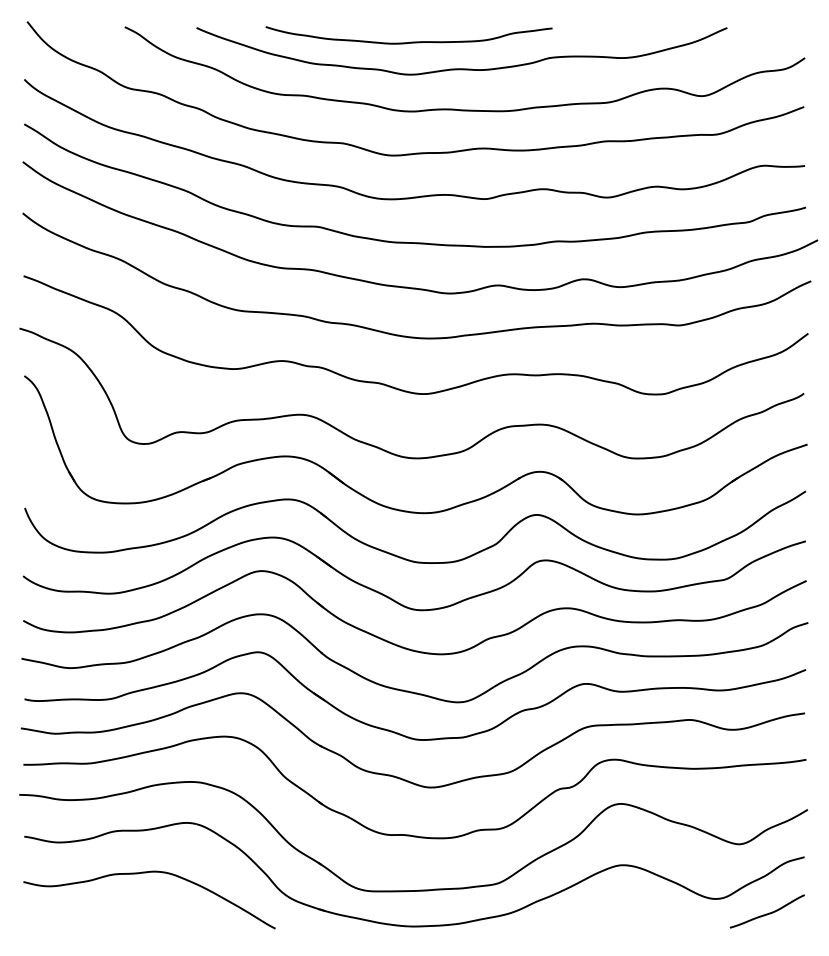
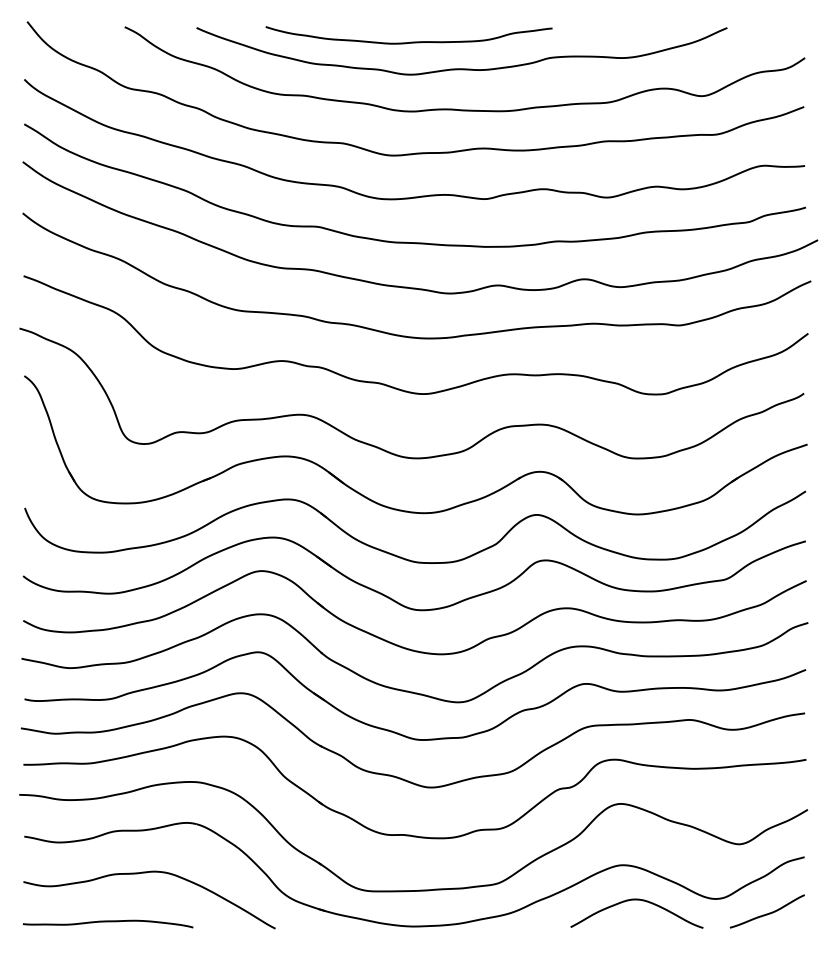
curve: none -> present (636, 900)
curve: none -> present (108, 922)
